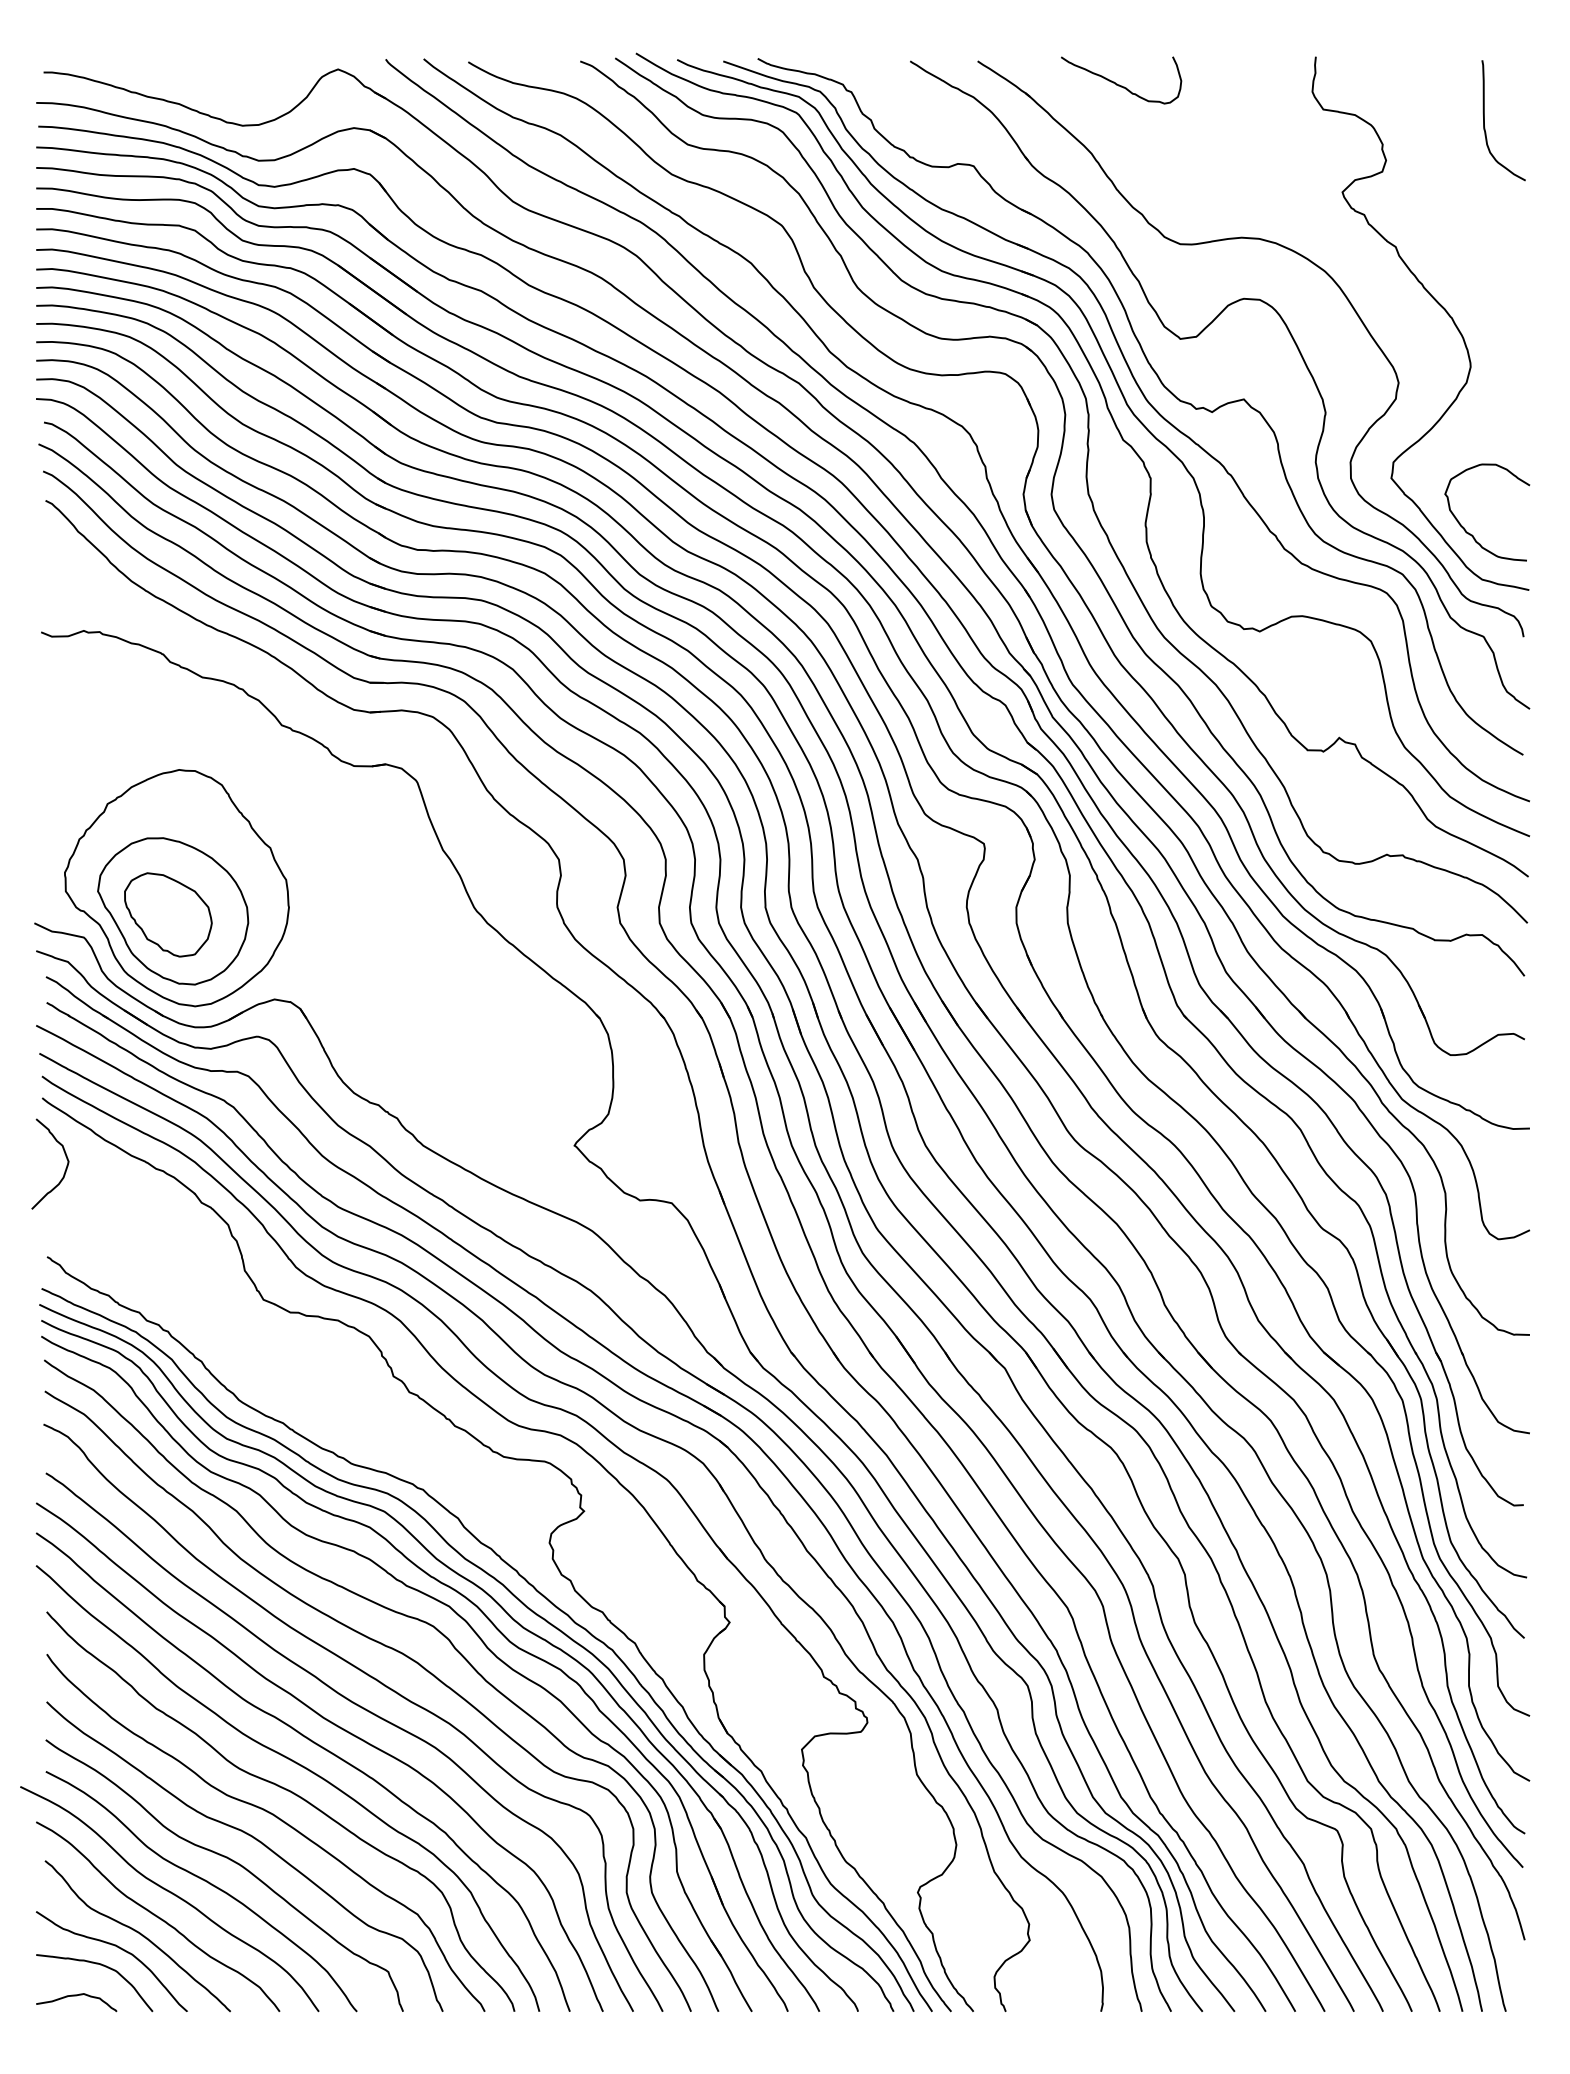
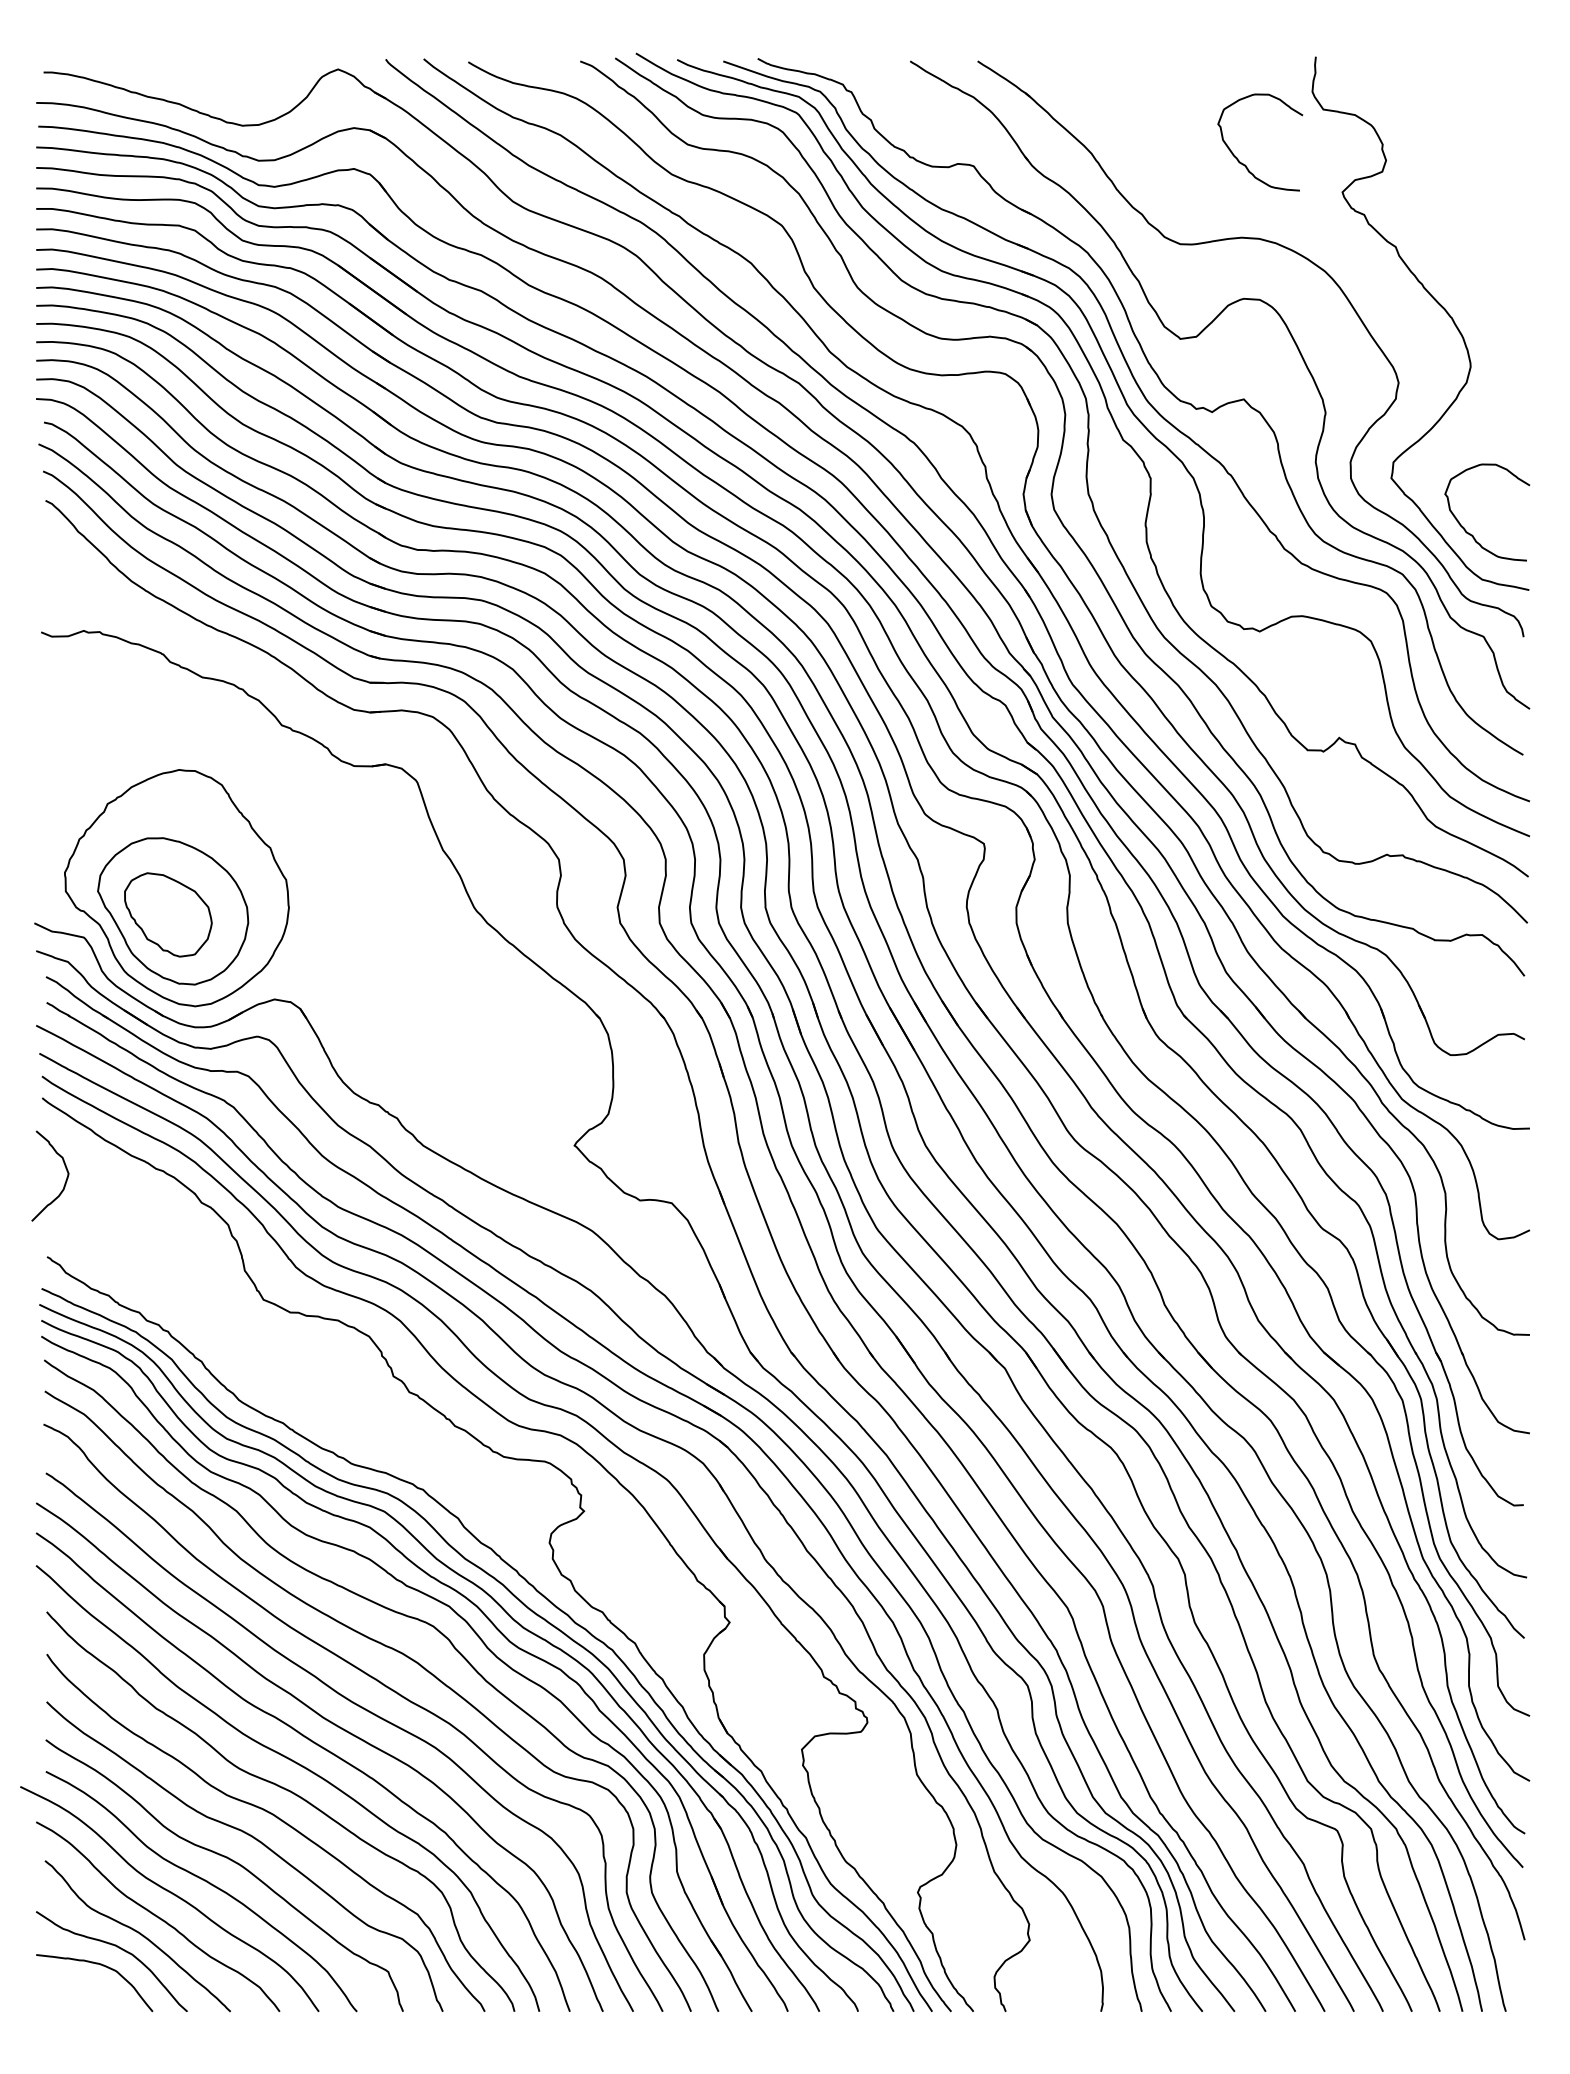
curve: present -> none (1119, 84)
curve: present -> none (1484, 120)
curve: none -> present (1245, 164)
curve position: (65, 1168) -> (65, 1180) (65, 1180)
curve: present -> none (76, 1996)
